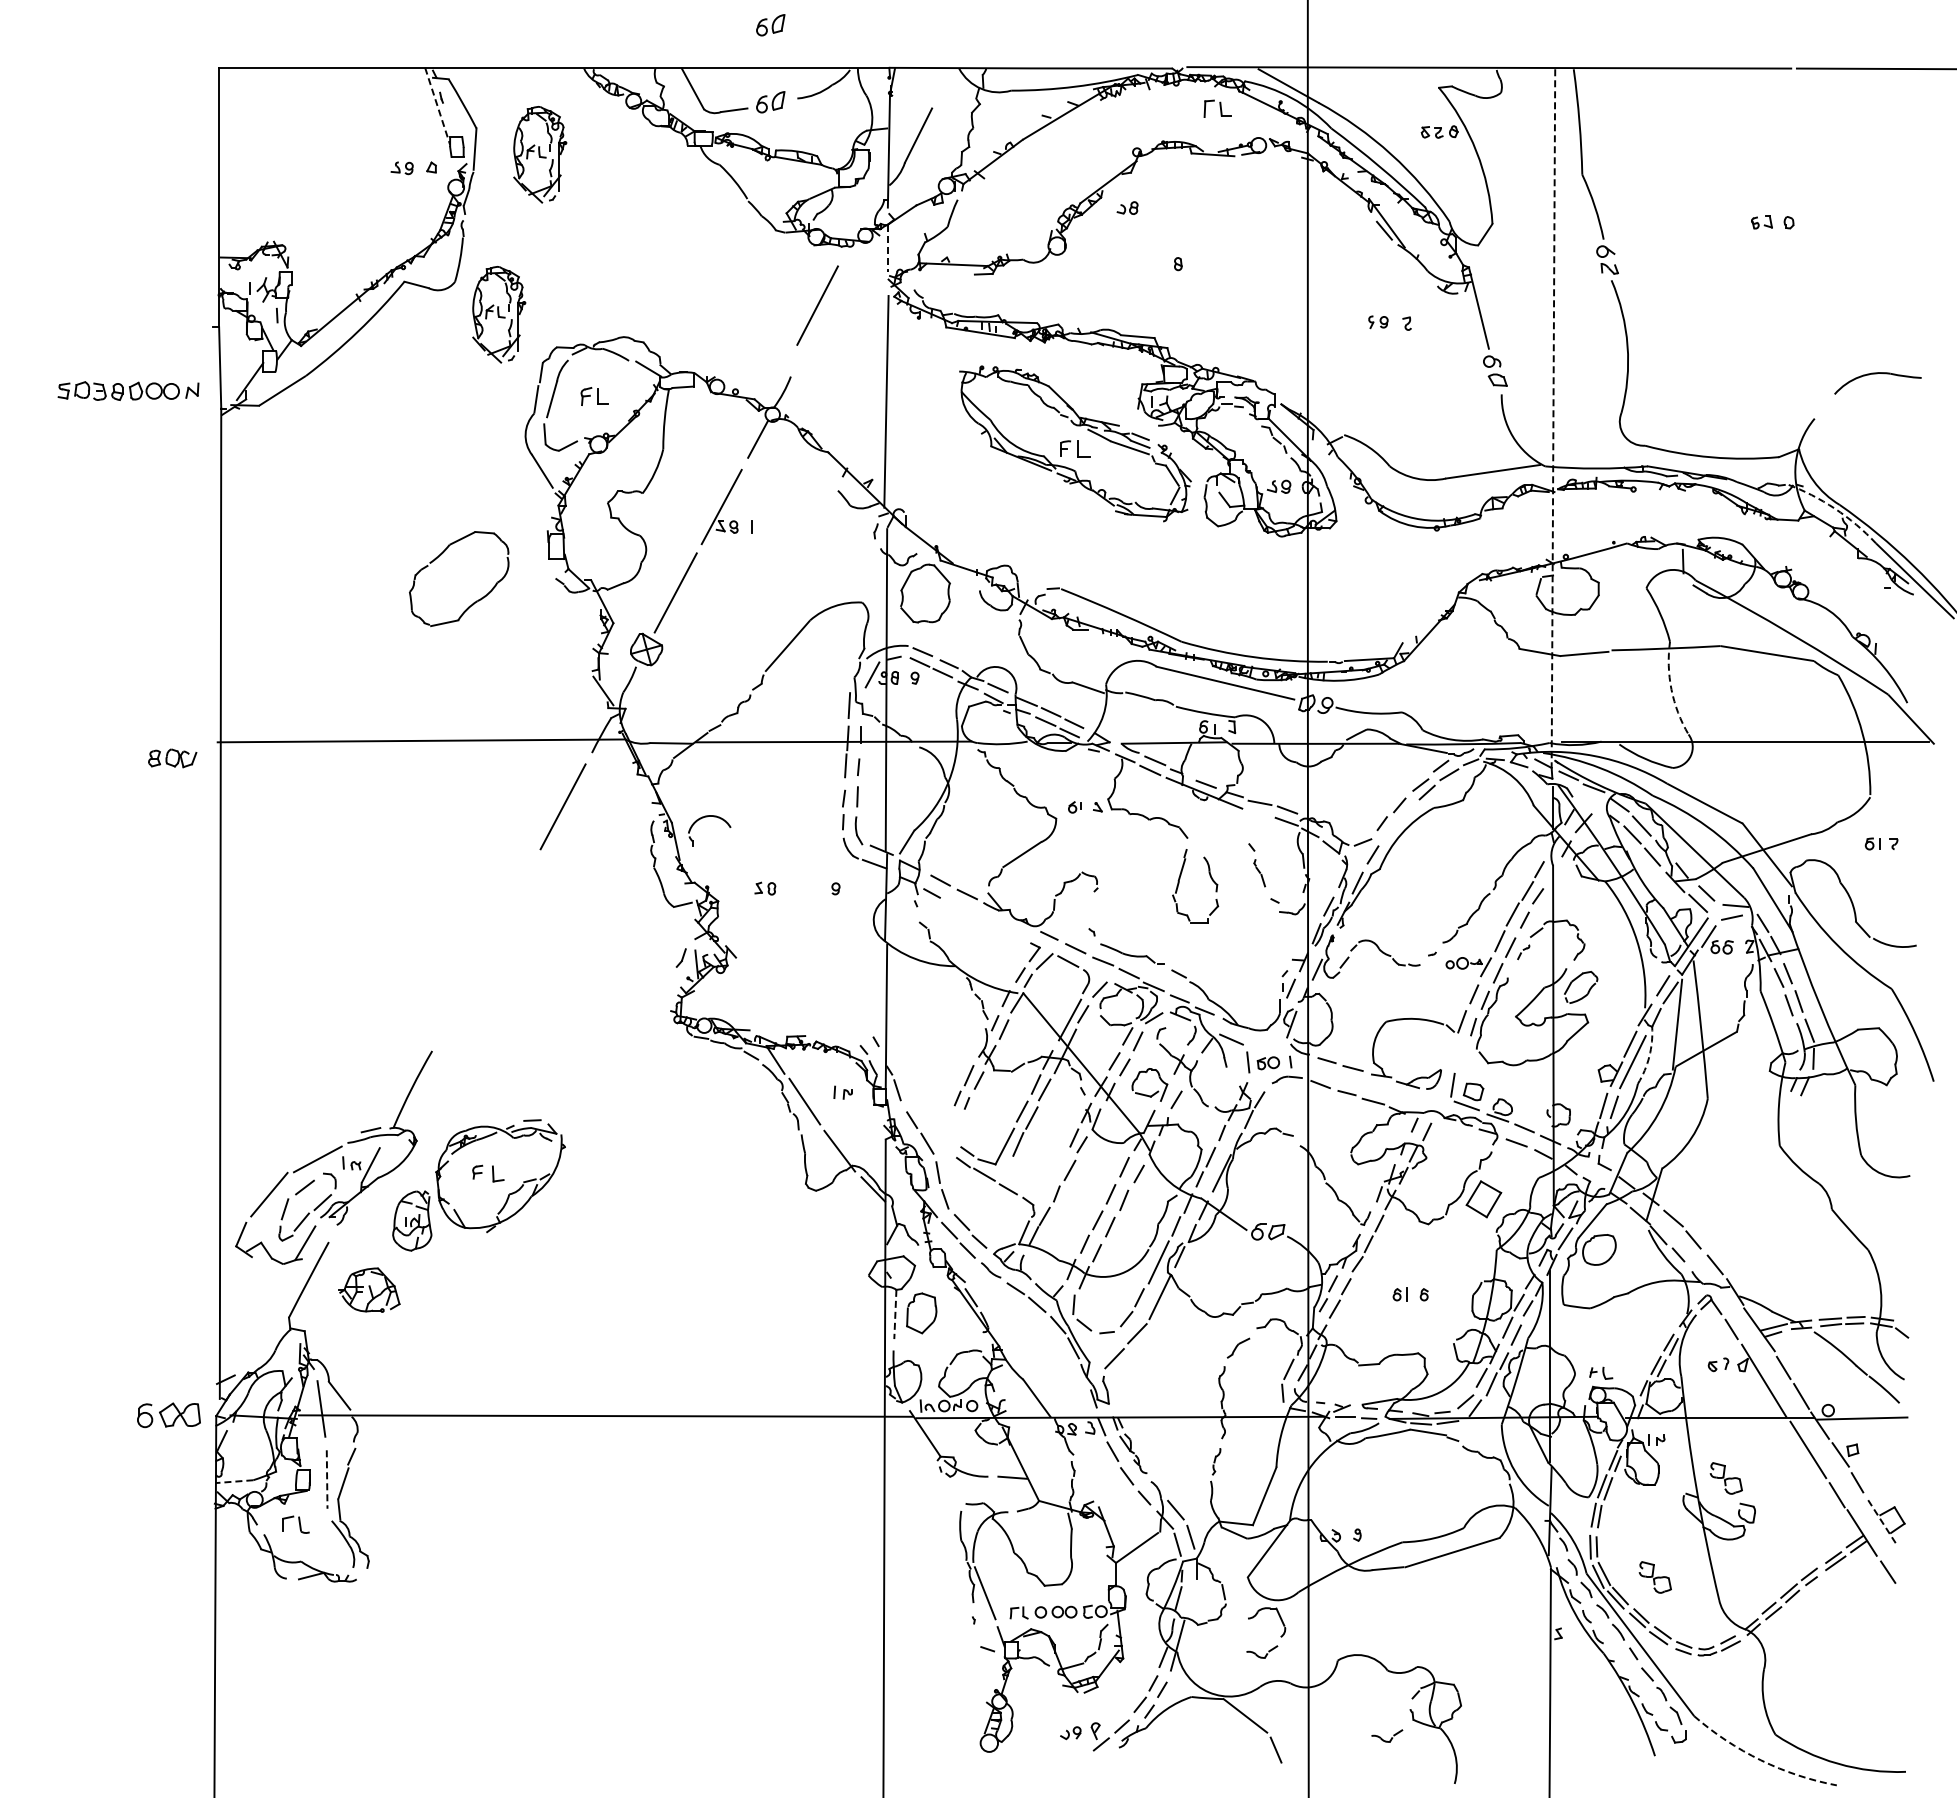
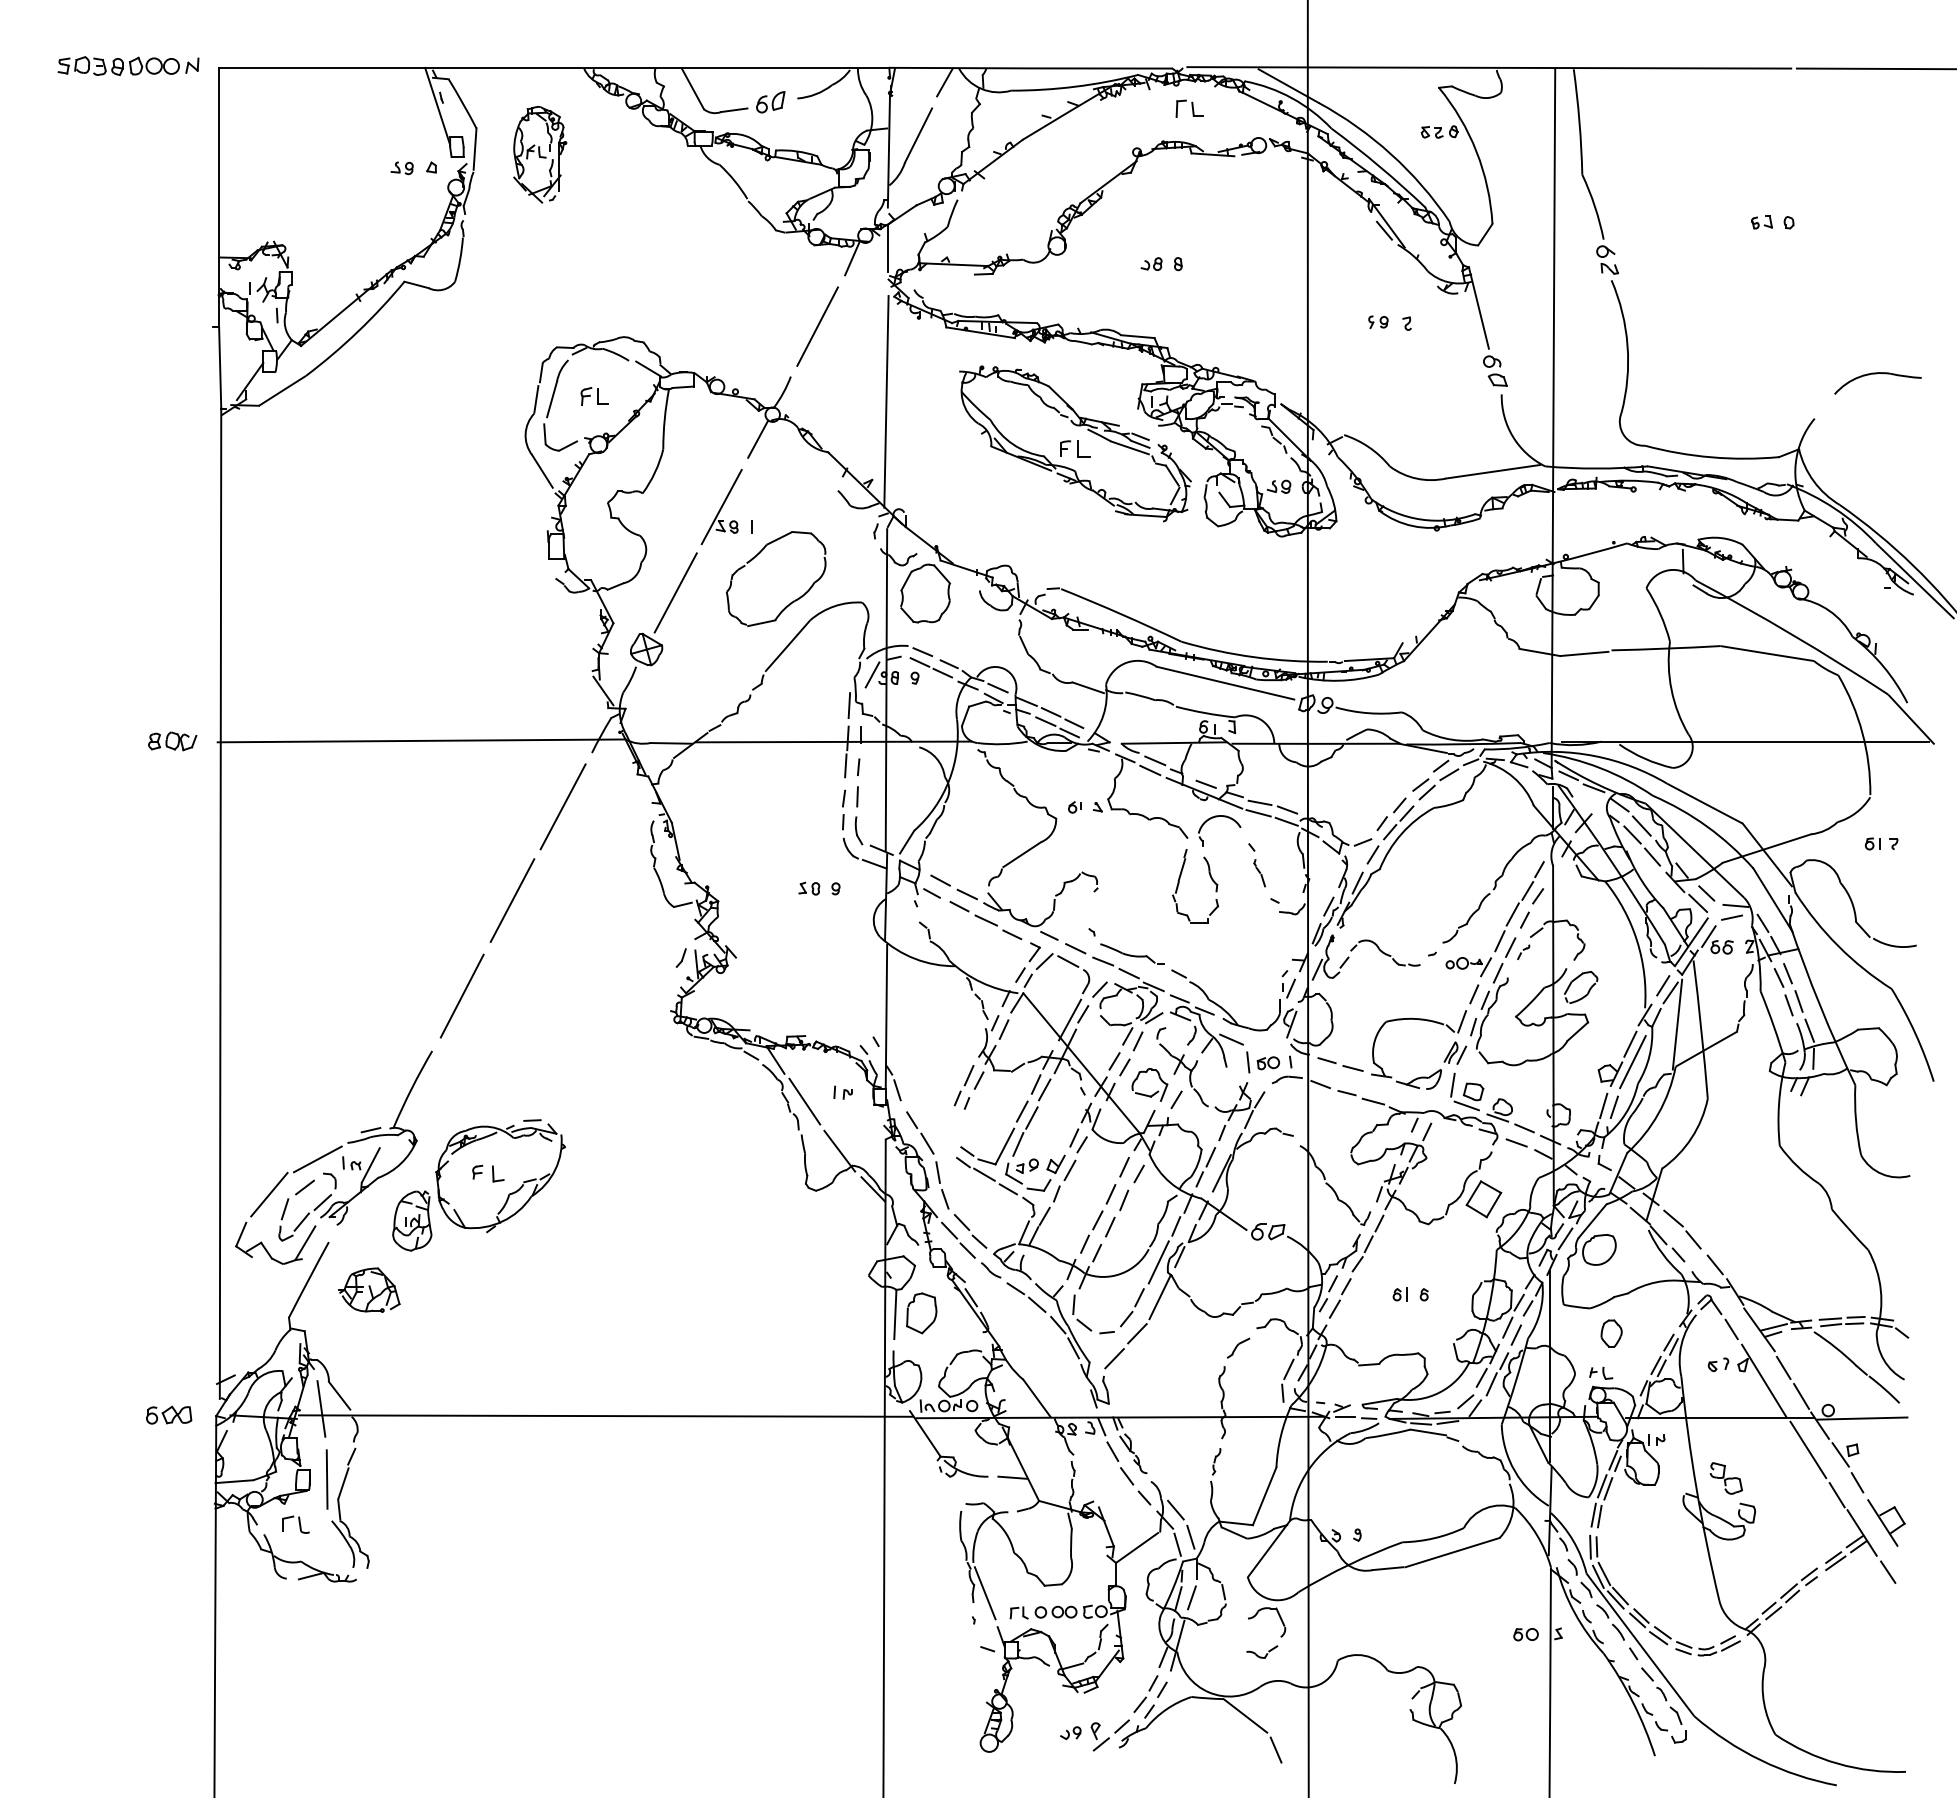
part: present -> none (770, 25)
line: none -> present (944, 82)
line: dashed -> solid (437, 106)
part position: (1217, 108) -> (1189, 108) (1189, 108)
part position: (1127, 207) -> (1151, 263) (1151, 263)
line: dashed -> solid (887, 248)
line: none -> present (852, 258)
line position: (817, 305) -> (817, 326) (817, 326)
part: present -> none (499, 314)
part position: (128, 390) -> (128, 65) (128, 65)
line: dashed -> solid (1553, 419)
arc: dashed -> solid (1834, 508)
part position: (473, 602) -> (790, 602) (790, 602)
arc: dashed -> solid (1671, 689)
part position: (172, 758) -> (172, 741) (172, 741)
line: none -> present (1258, 813)
part position: (707, 817) -> (1217, 817) (1217, 817)
line: none -> present (1399, 821)
part position: (765, 888) -> (809, 888) (809, 888)
line: none -> present (512, 900)
part: none -> present (985, 920)
line: none -> present (461, 995)
part: none -> present (1455, 1052)
arc: dashed -> solid (1649, 1056)
part: none -> present (1035, 1172)
line: dashed -> solid (895, 1314)
part: none -> present (1611, 1333)
part size: 64x27 px -> 47x20 px (169, 1414)
line: dashed -> solid (327, 1480)
line: dashed -> solid (234, 1481)
line: dashed -> solid (1883, 1523)
part: present -> none (1654, 1577)
line: none -> present (1191, 1597)
part: none -> present (1525, 1634)
part: present -> none (1387, 1735)
arc: dashed -> solid (1760, 1760)
